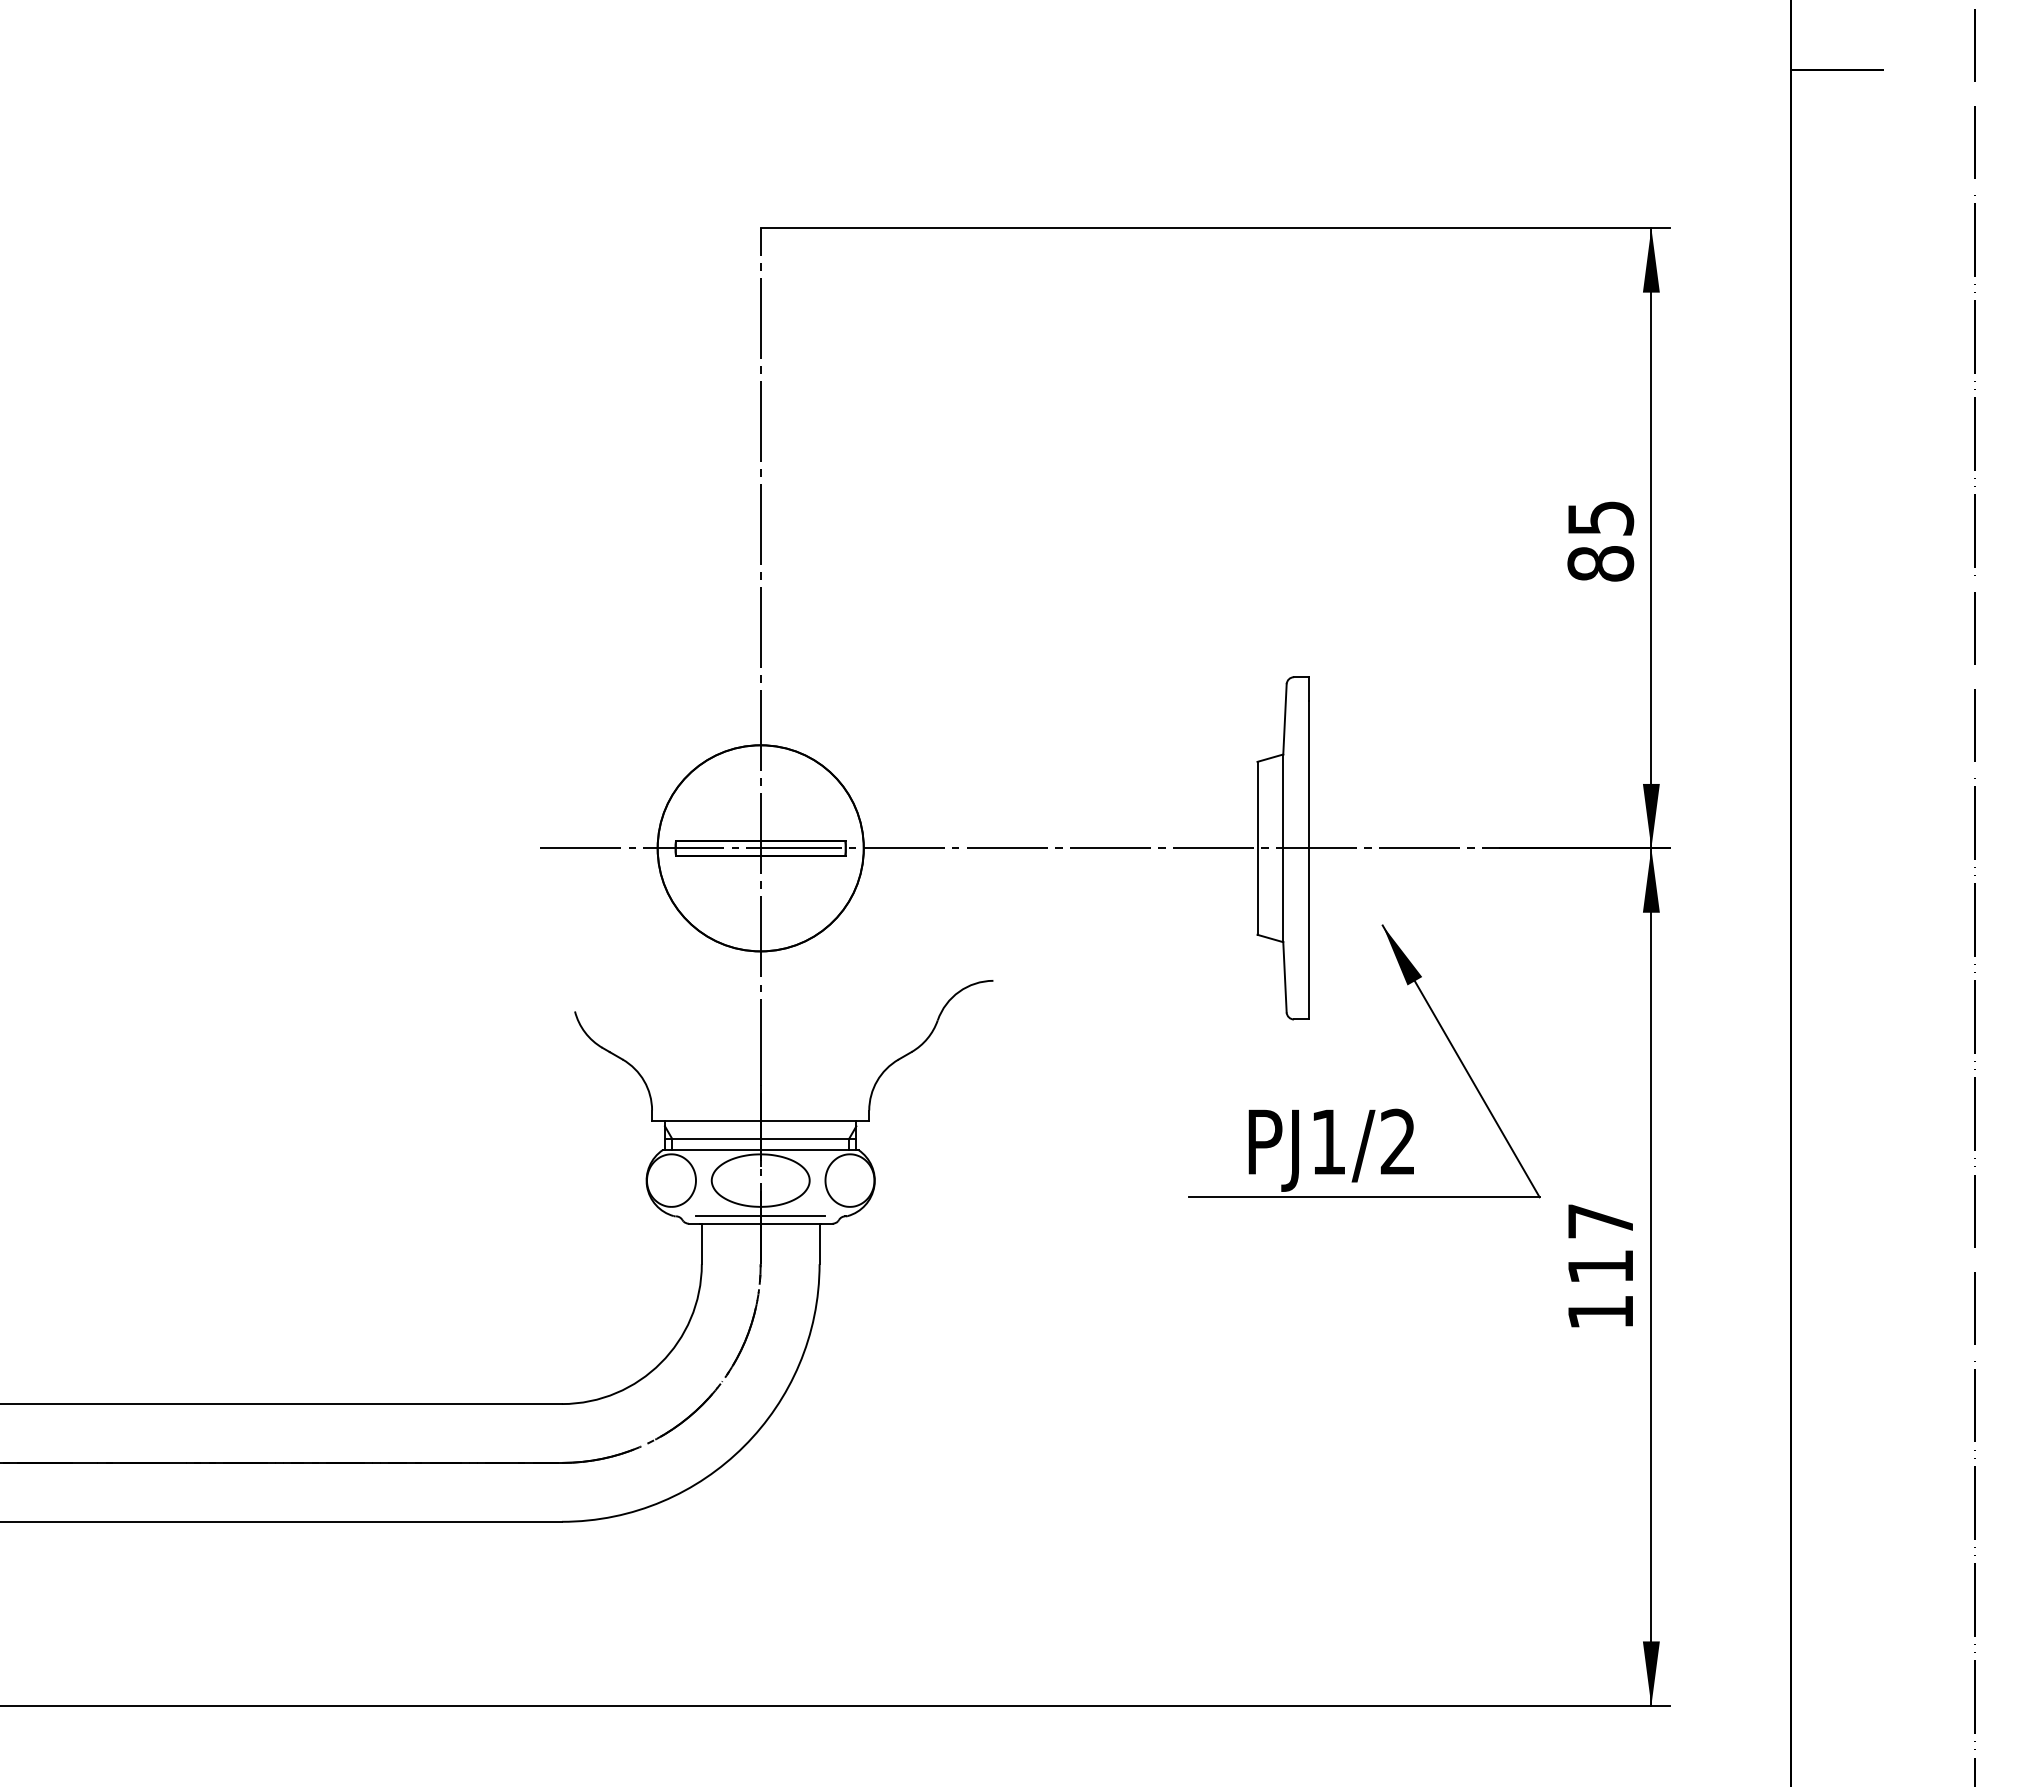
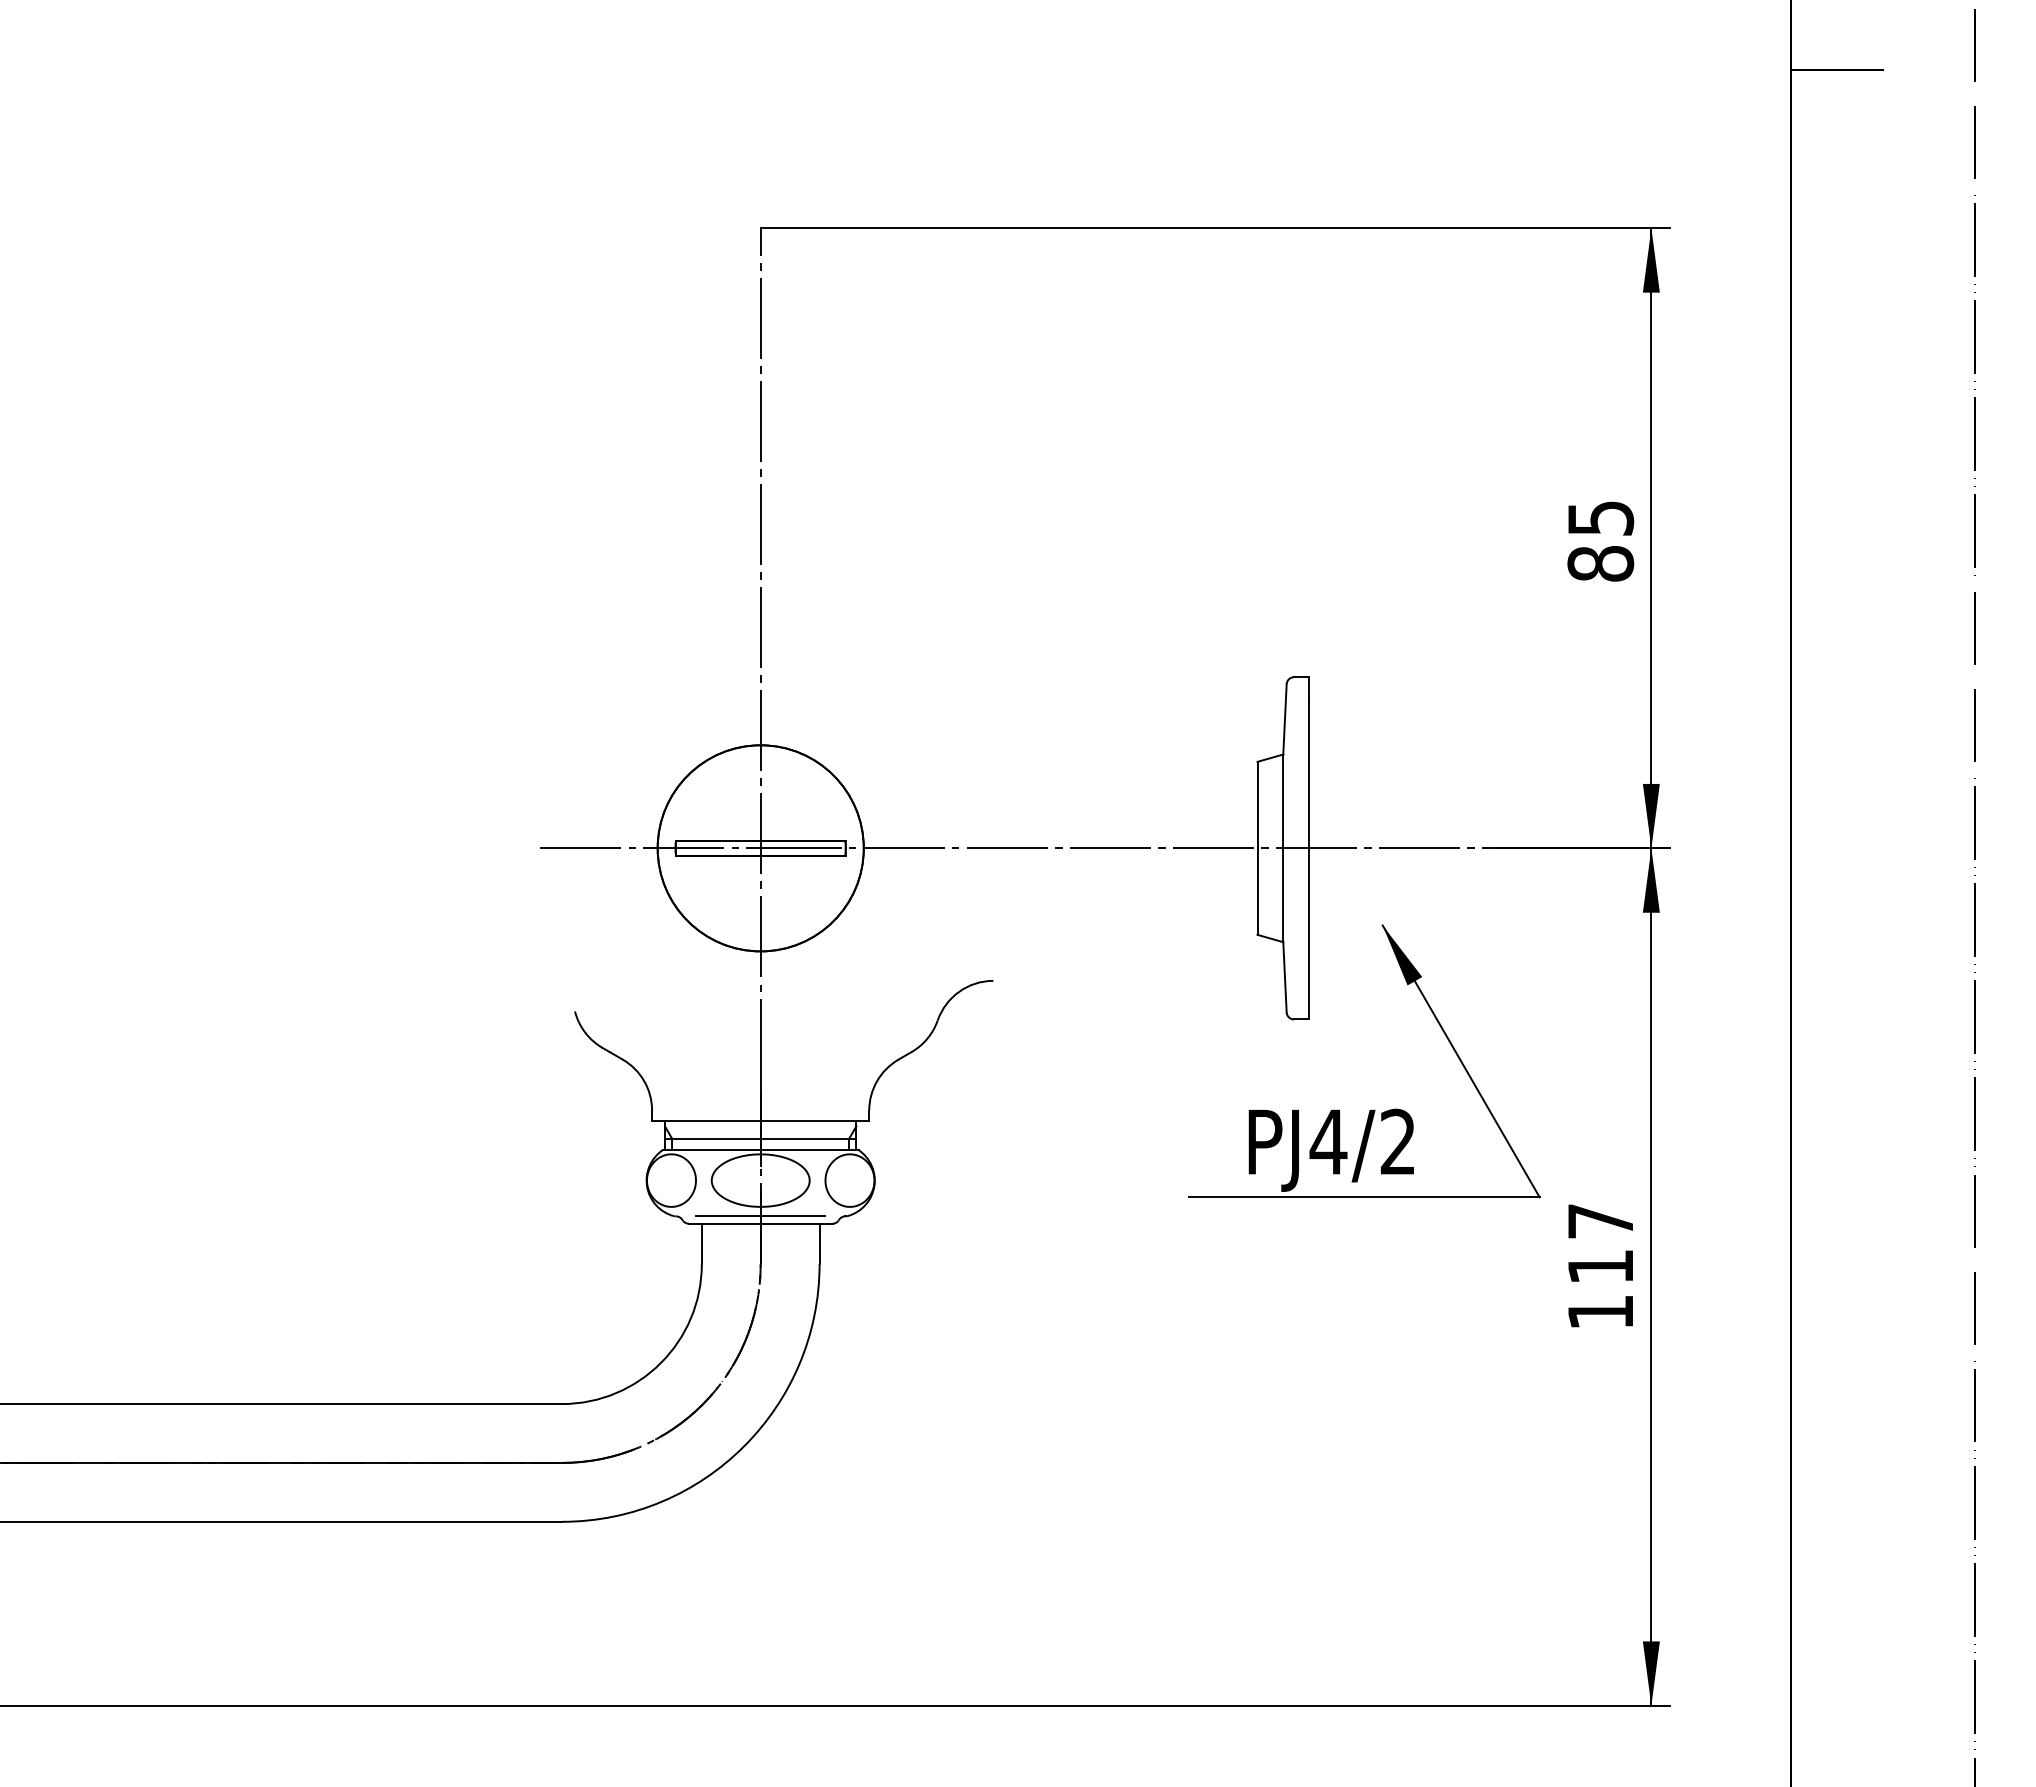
text: PJ1/2 -> PJ4/2 (1328, 1141)
